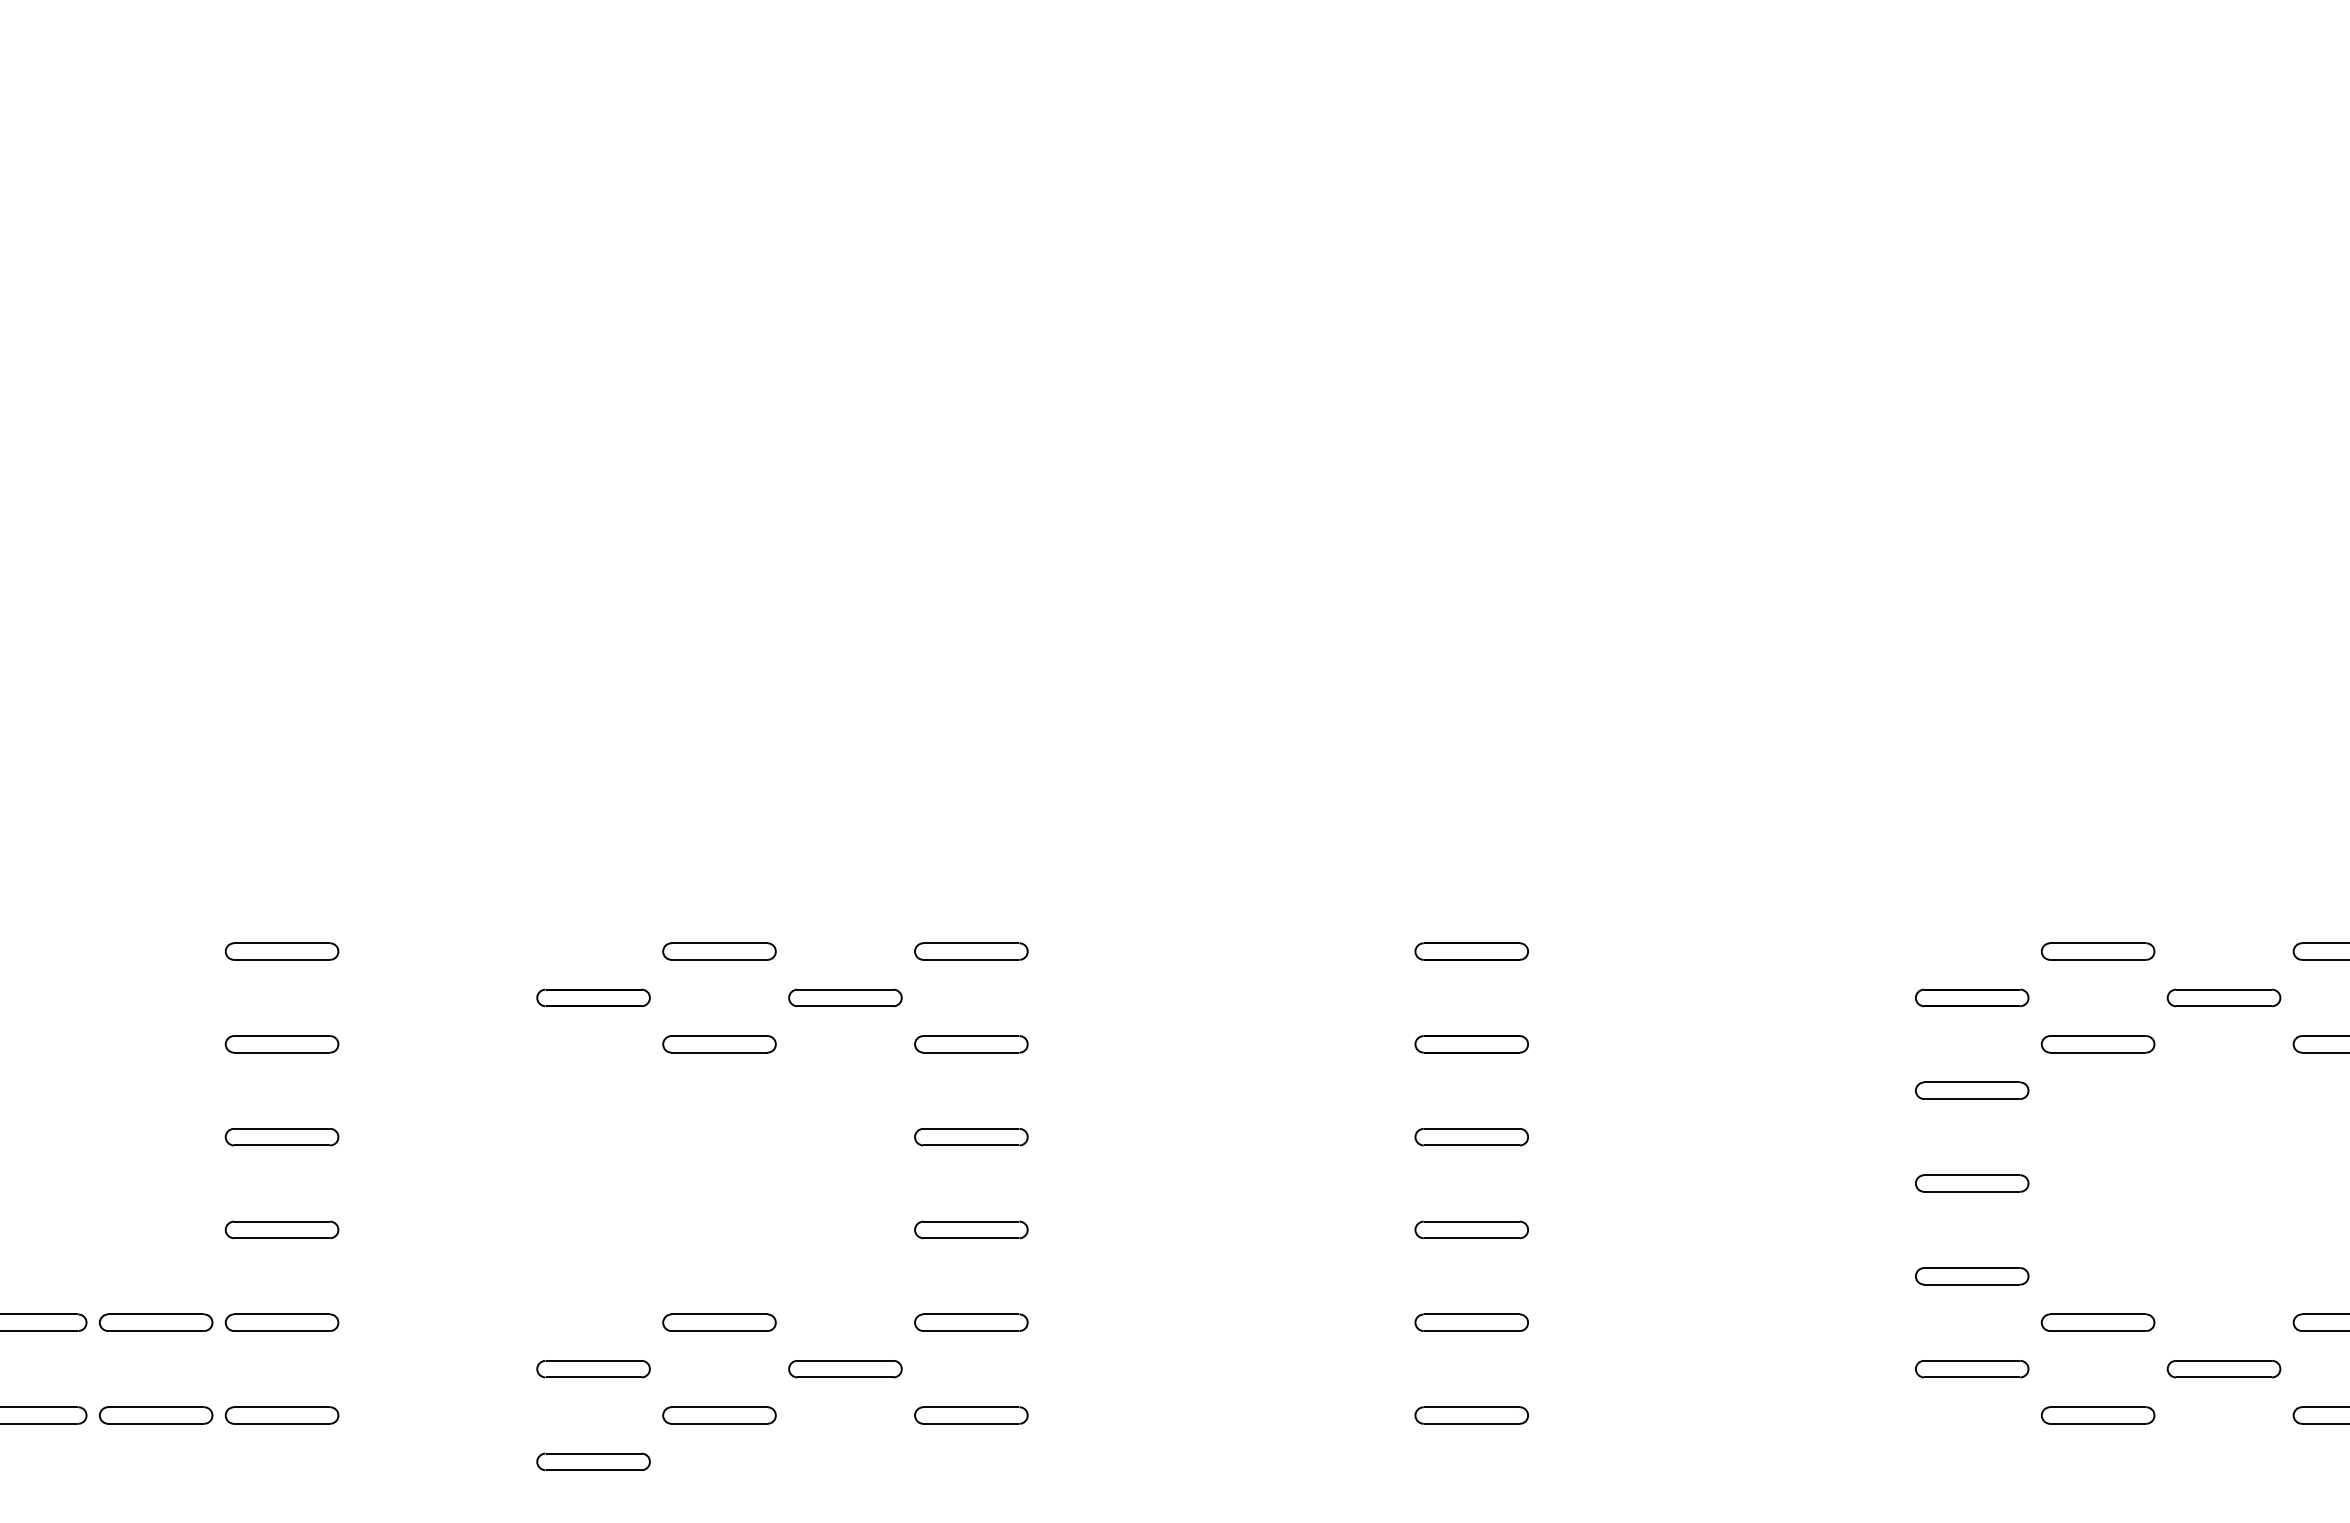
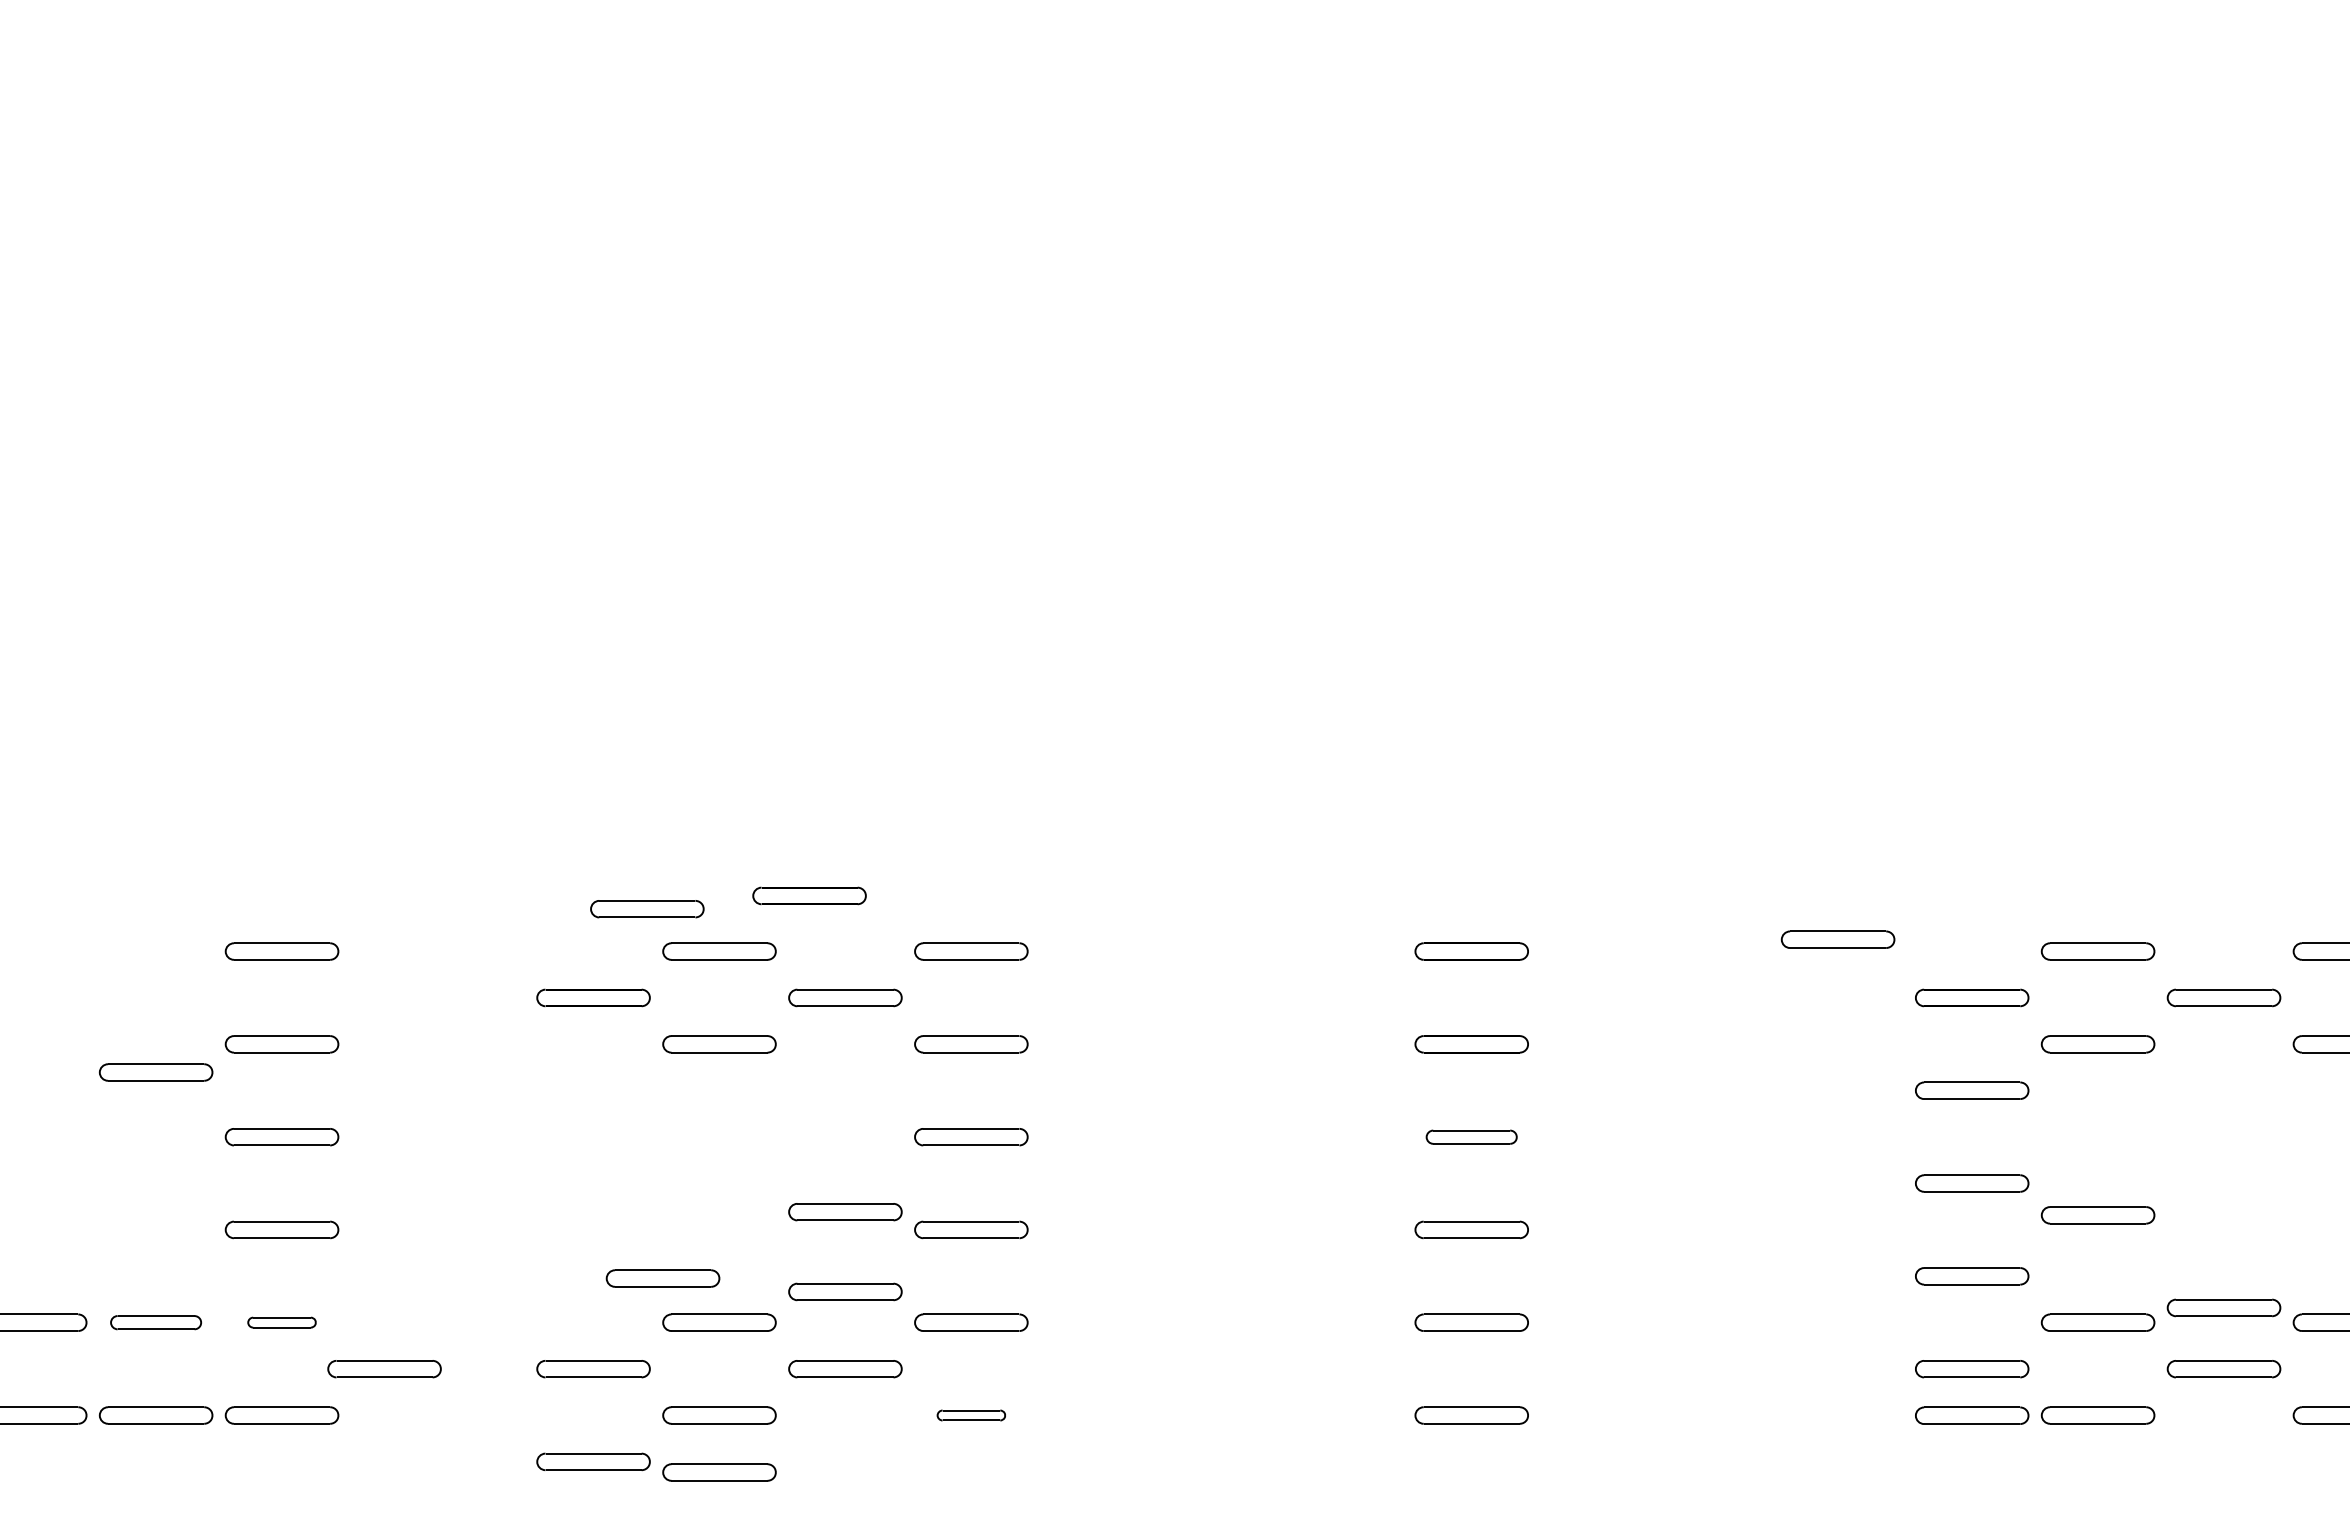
part: none -> present (809, 895)
part: none -> present (647, 909)
part: none -> present (1837, 939)
part: none -> present (155, 1072)
part size: 115x19 px -> 93x16 px (1471, 1136)
part: none -> present (845, 1212)
part: none -> present (2097, 1215)
part: none -> present (662, 1278)
part: none -> present (845, 1291)
part: none -> present (2223, 1307)
part size: 116x19 px -> 92x16 px (155, 1322)
part size: 116x19 px -> 70x13 px (281, 1322)
part: none -> present (384, 1369)
part size: 115x19 px -> 70x13 px (970, 1415)
part: none -> present (1972, 1415)
part: none -> present (719, 1472)
